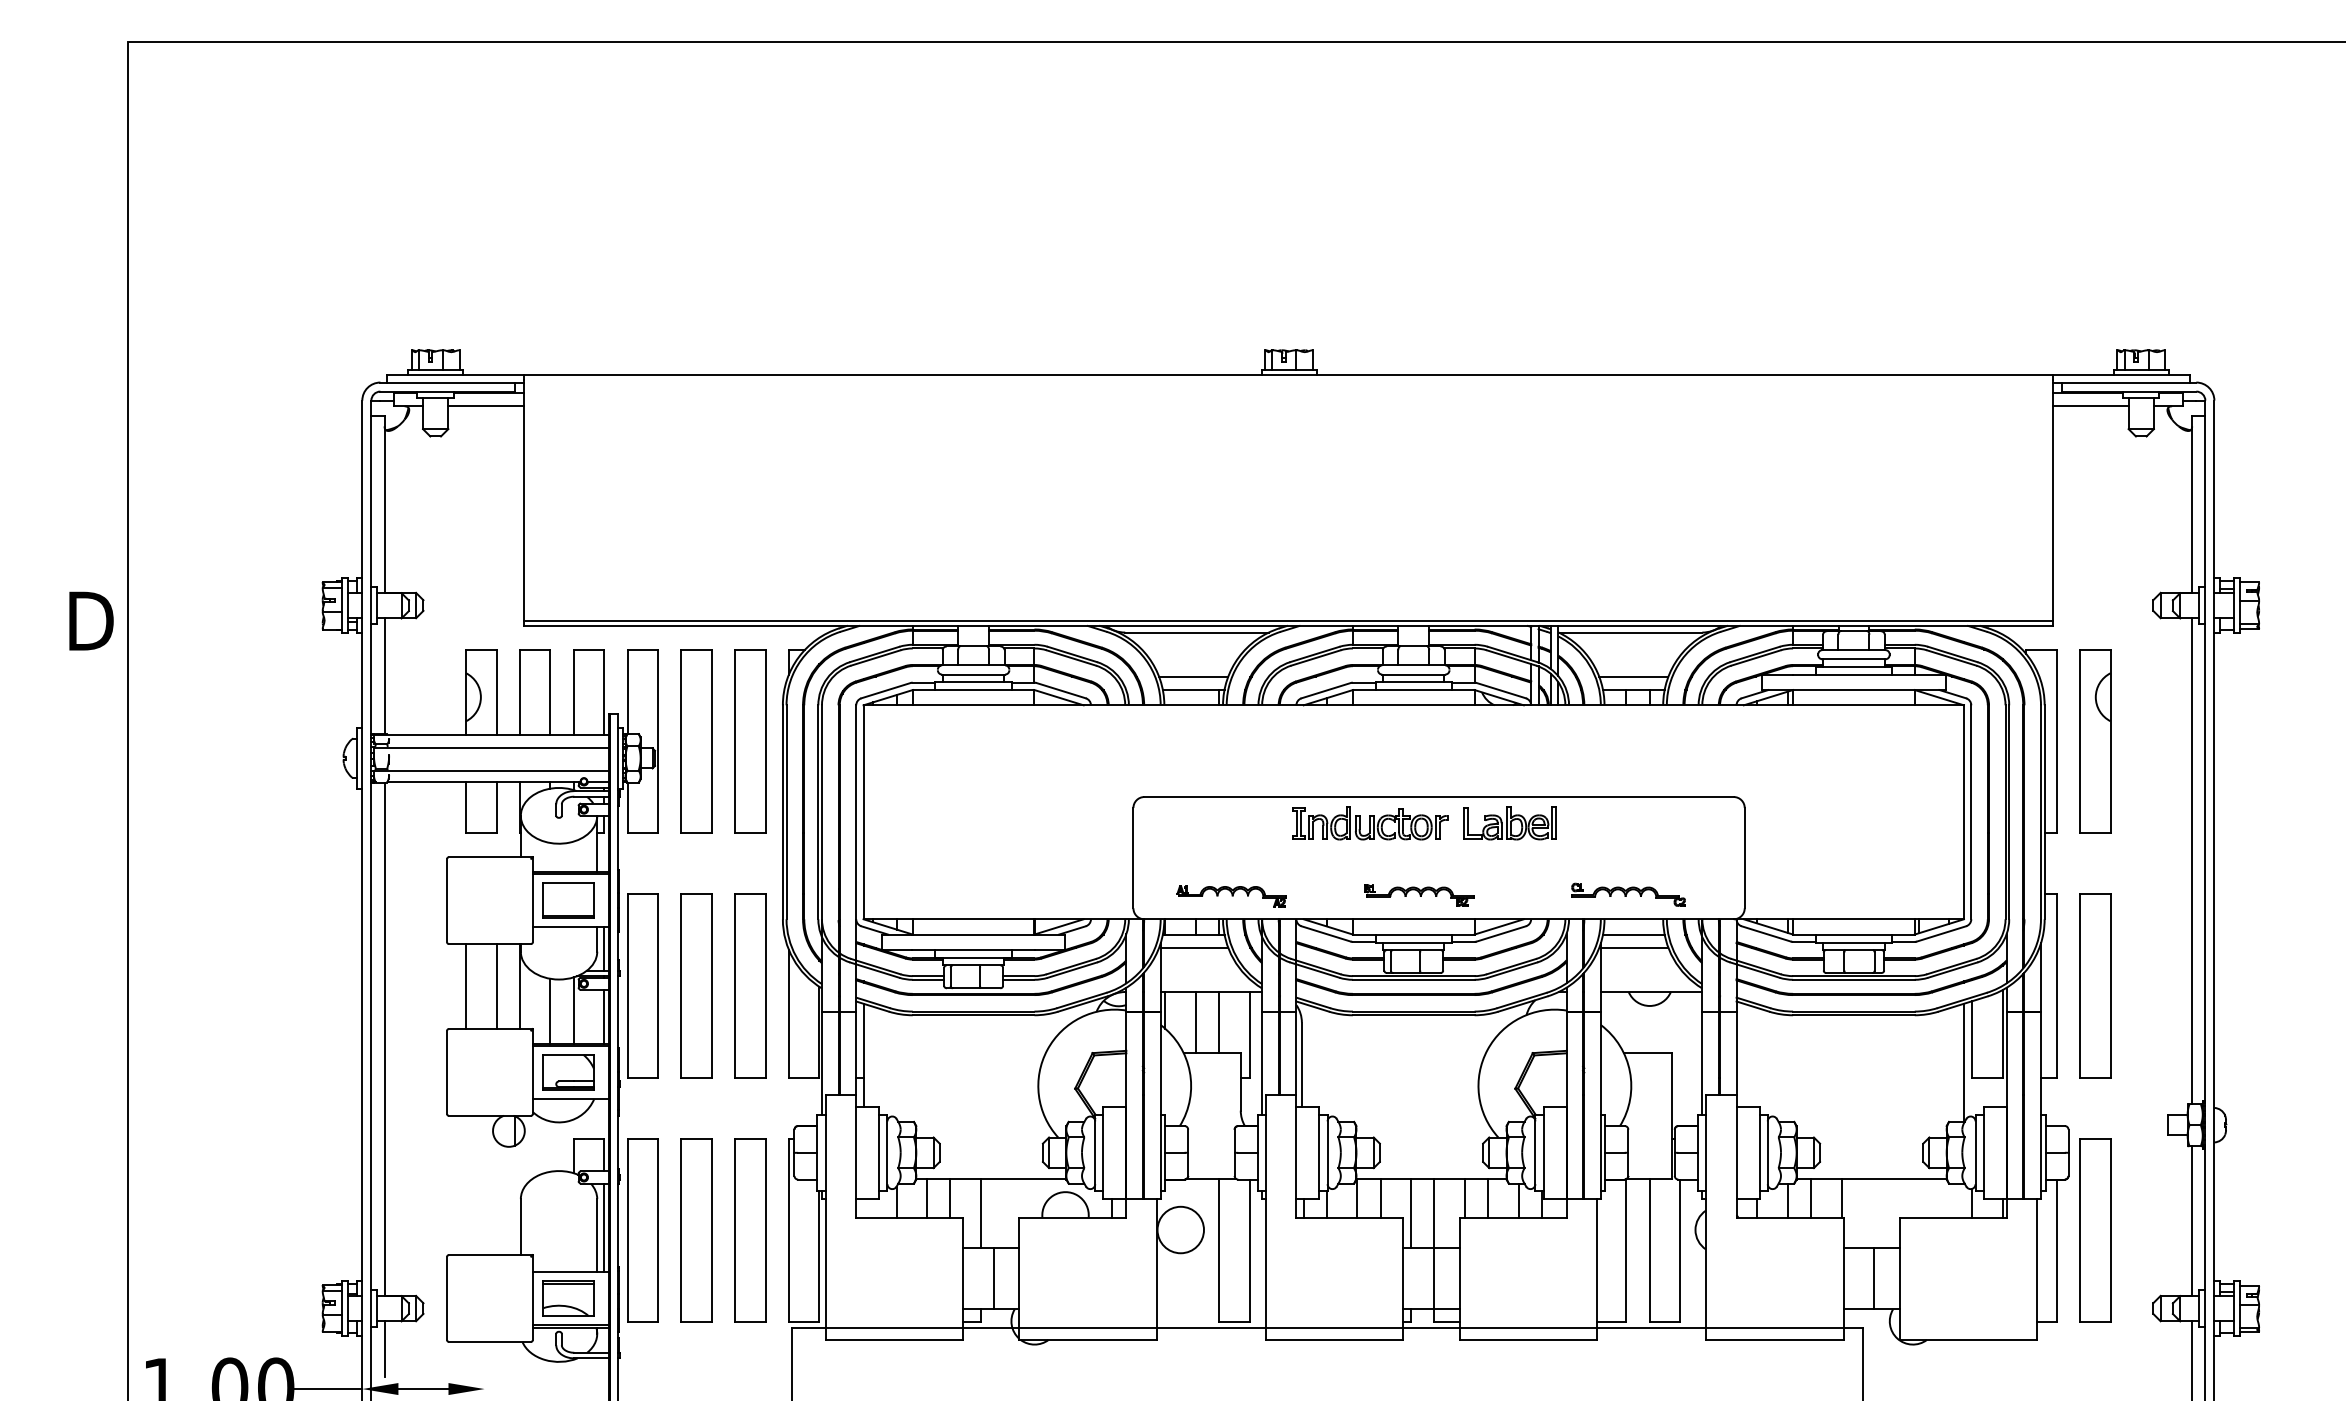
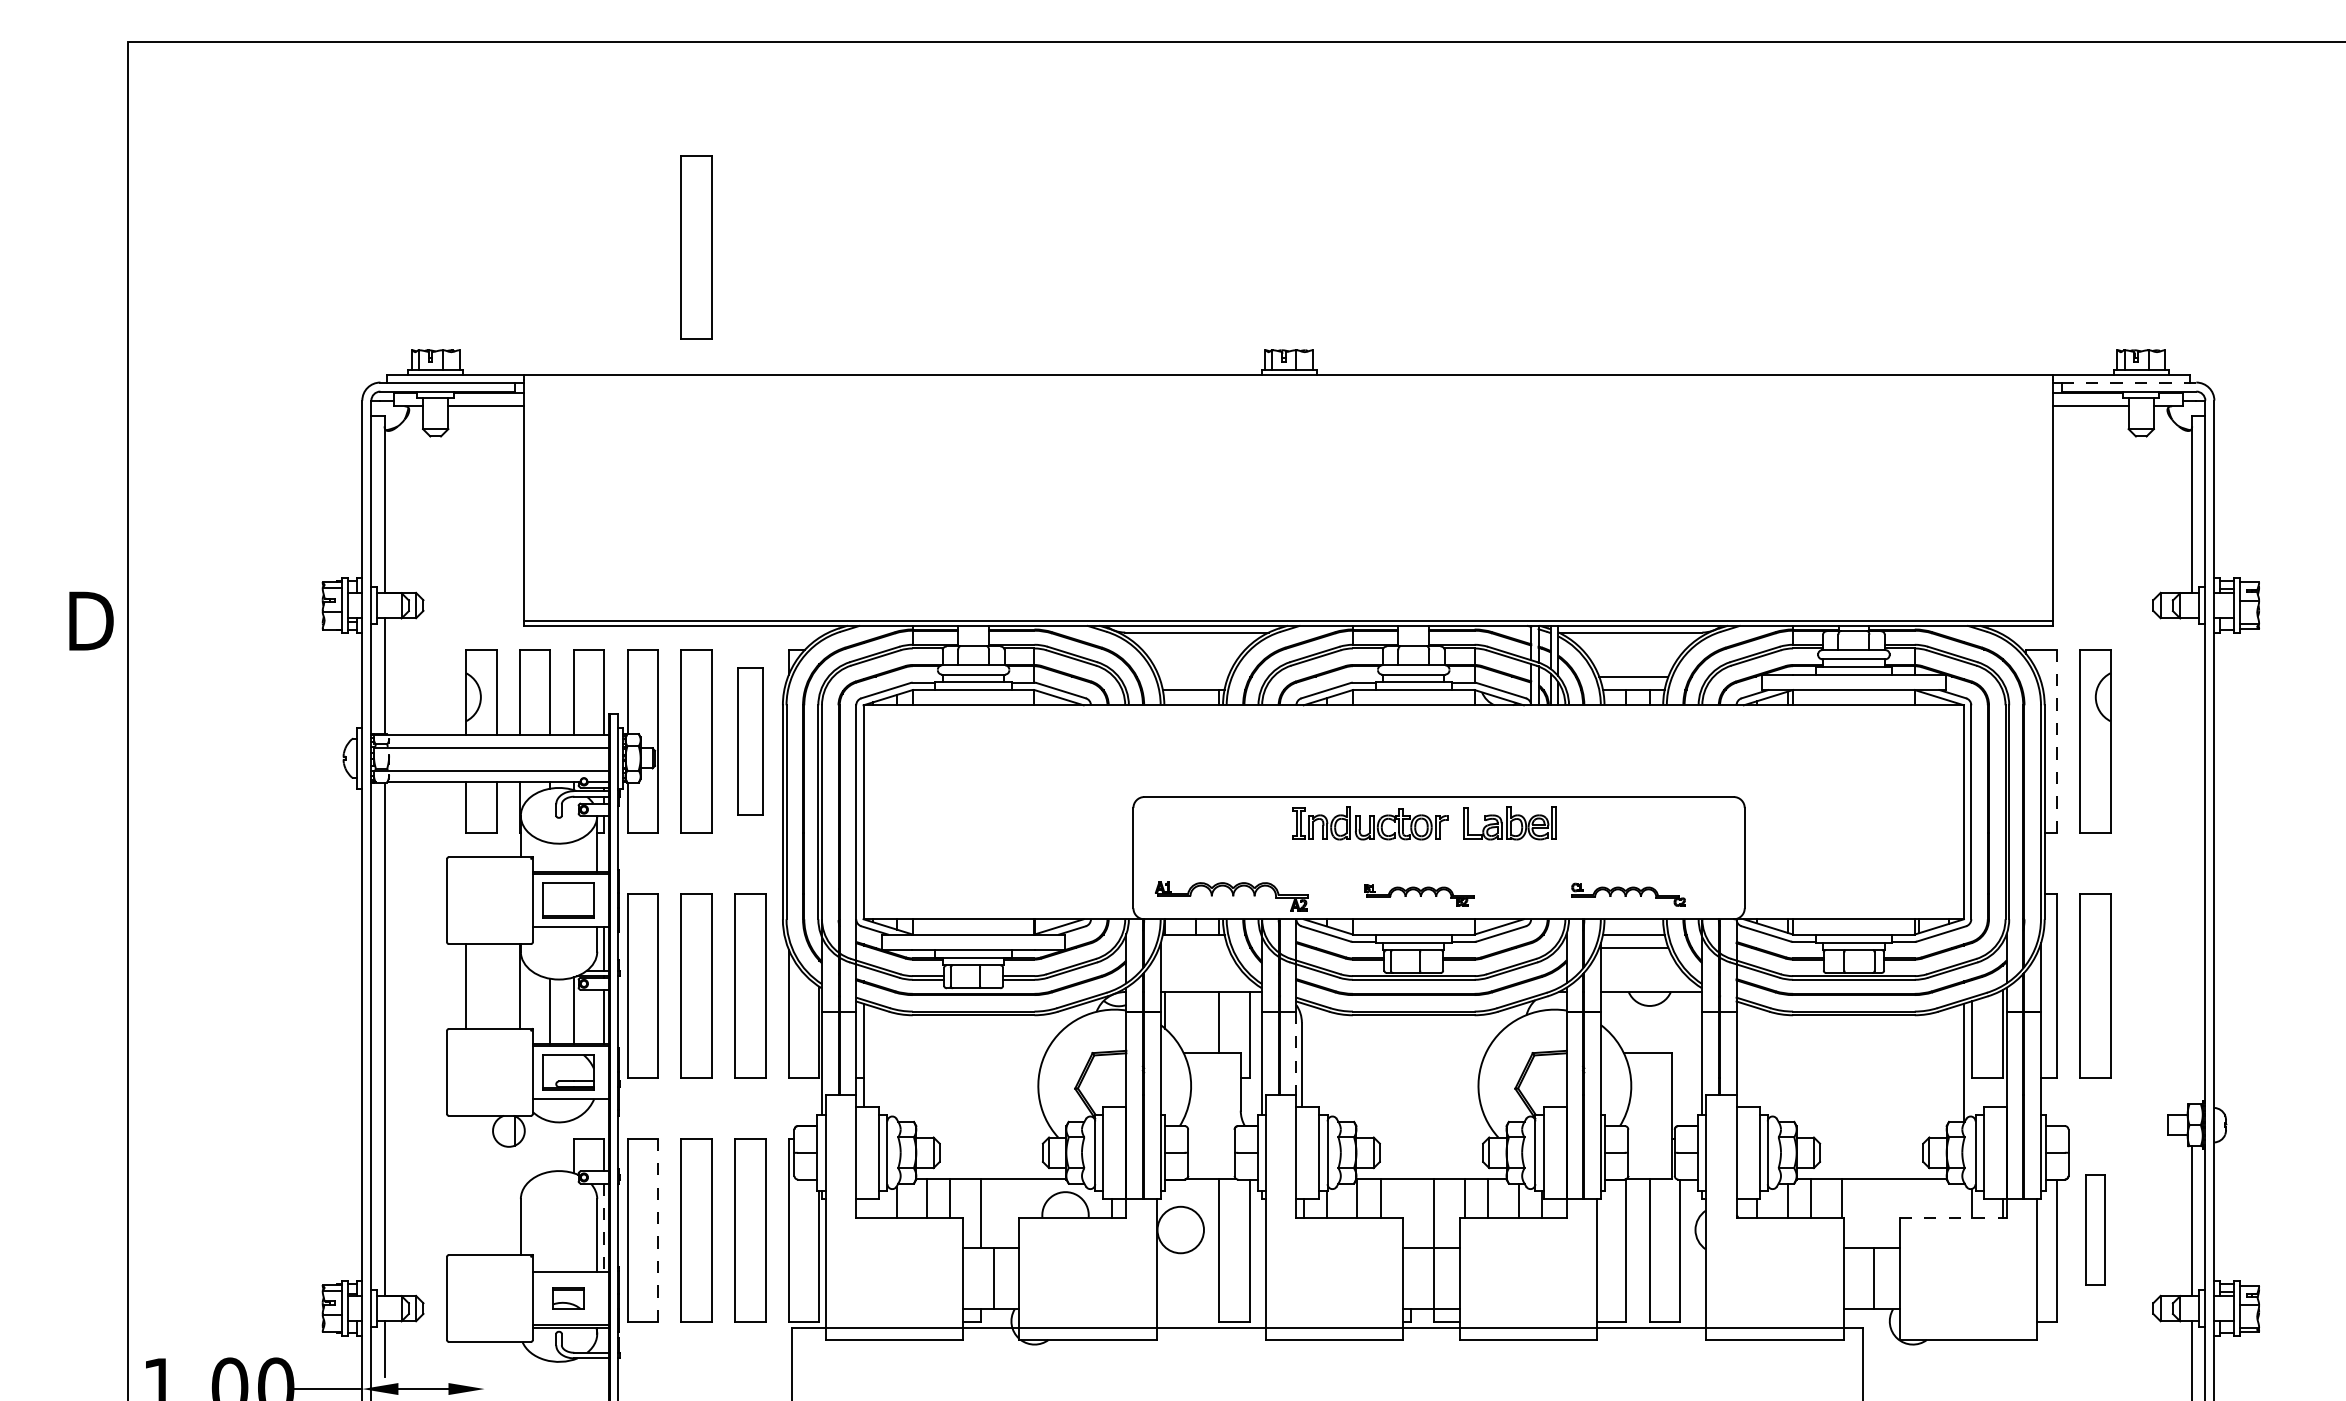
part: none -> present (696, 247)
line: solid -> dashed (2129, 382)
line: present -> none (1193, 676)
part size: 33x185 px -> 27x149 px (750, 741)
line: solid -> dashed (2056, 741)
line: present -> none (2192, 861)
part size: 111x23 px -> 154x31 px (1231, 896)
line: present -> none (1194, 948)
line: present -> none (496, 986)
line: present -> none (1196, 1022)
line: solid -> dashed (1296, 1053)
line: present -> none (1411, 1213)
line: solid -> dashed (1953, 1217)
line: solid -> dashed (604, 1228)
line: solid -> dashed (658, 1230)
part size: 33x185 px -> 21x112 px (2095, 1229)
part size: 53x37 px -> 33x23 px (568, 1298)
